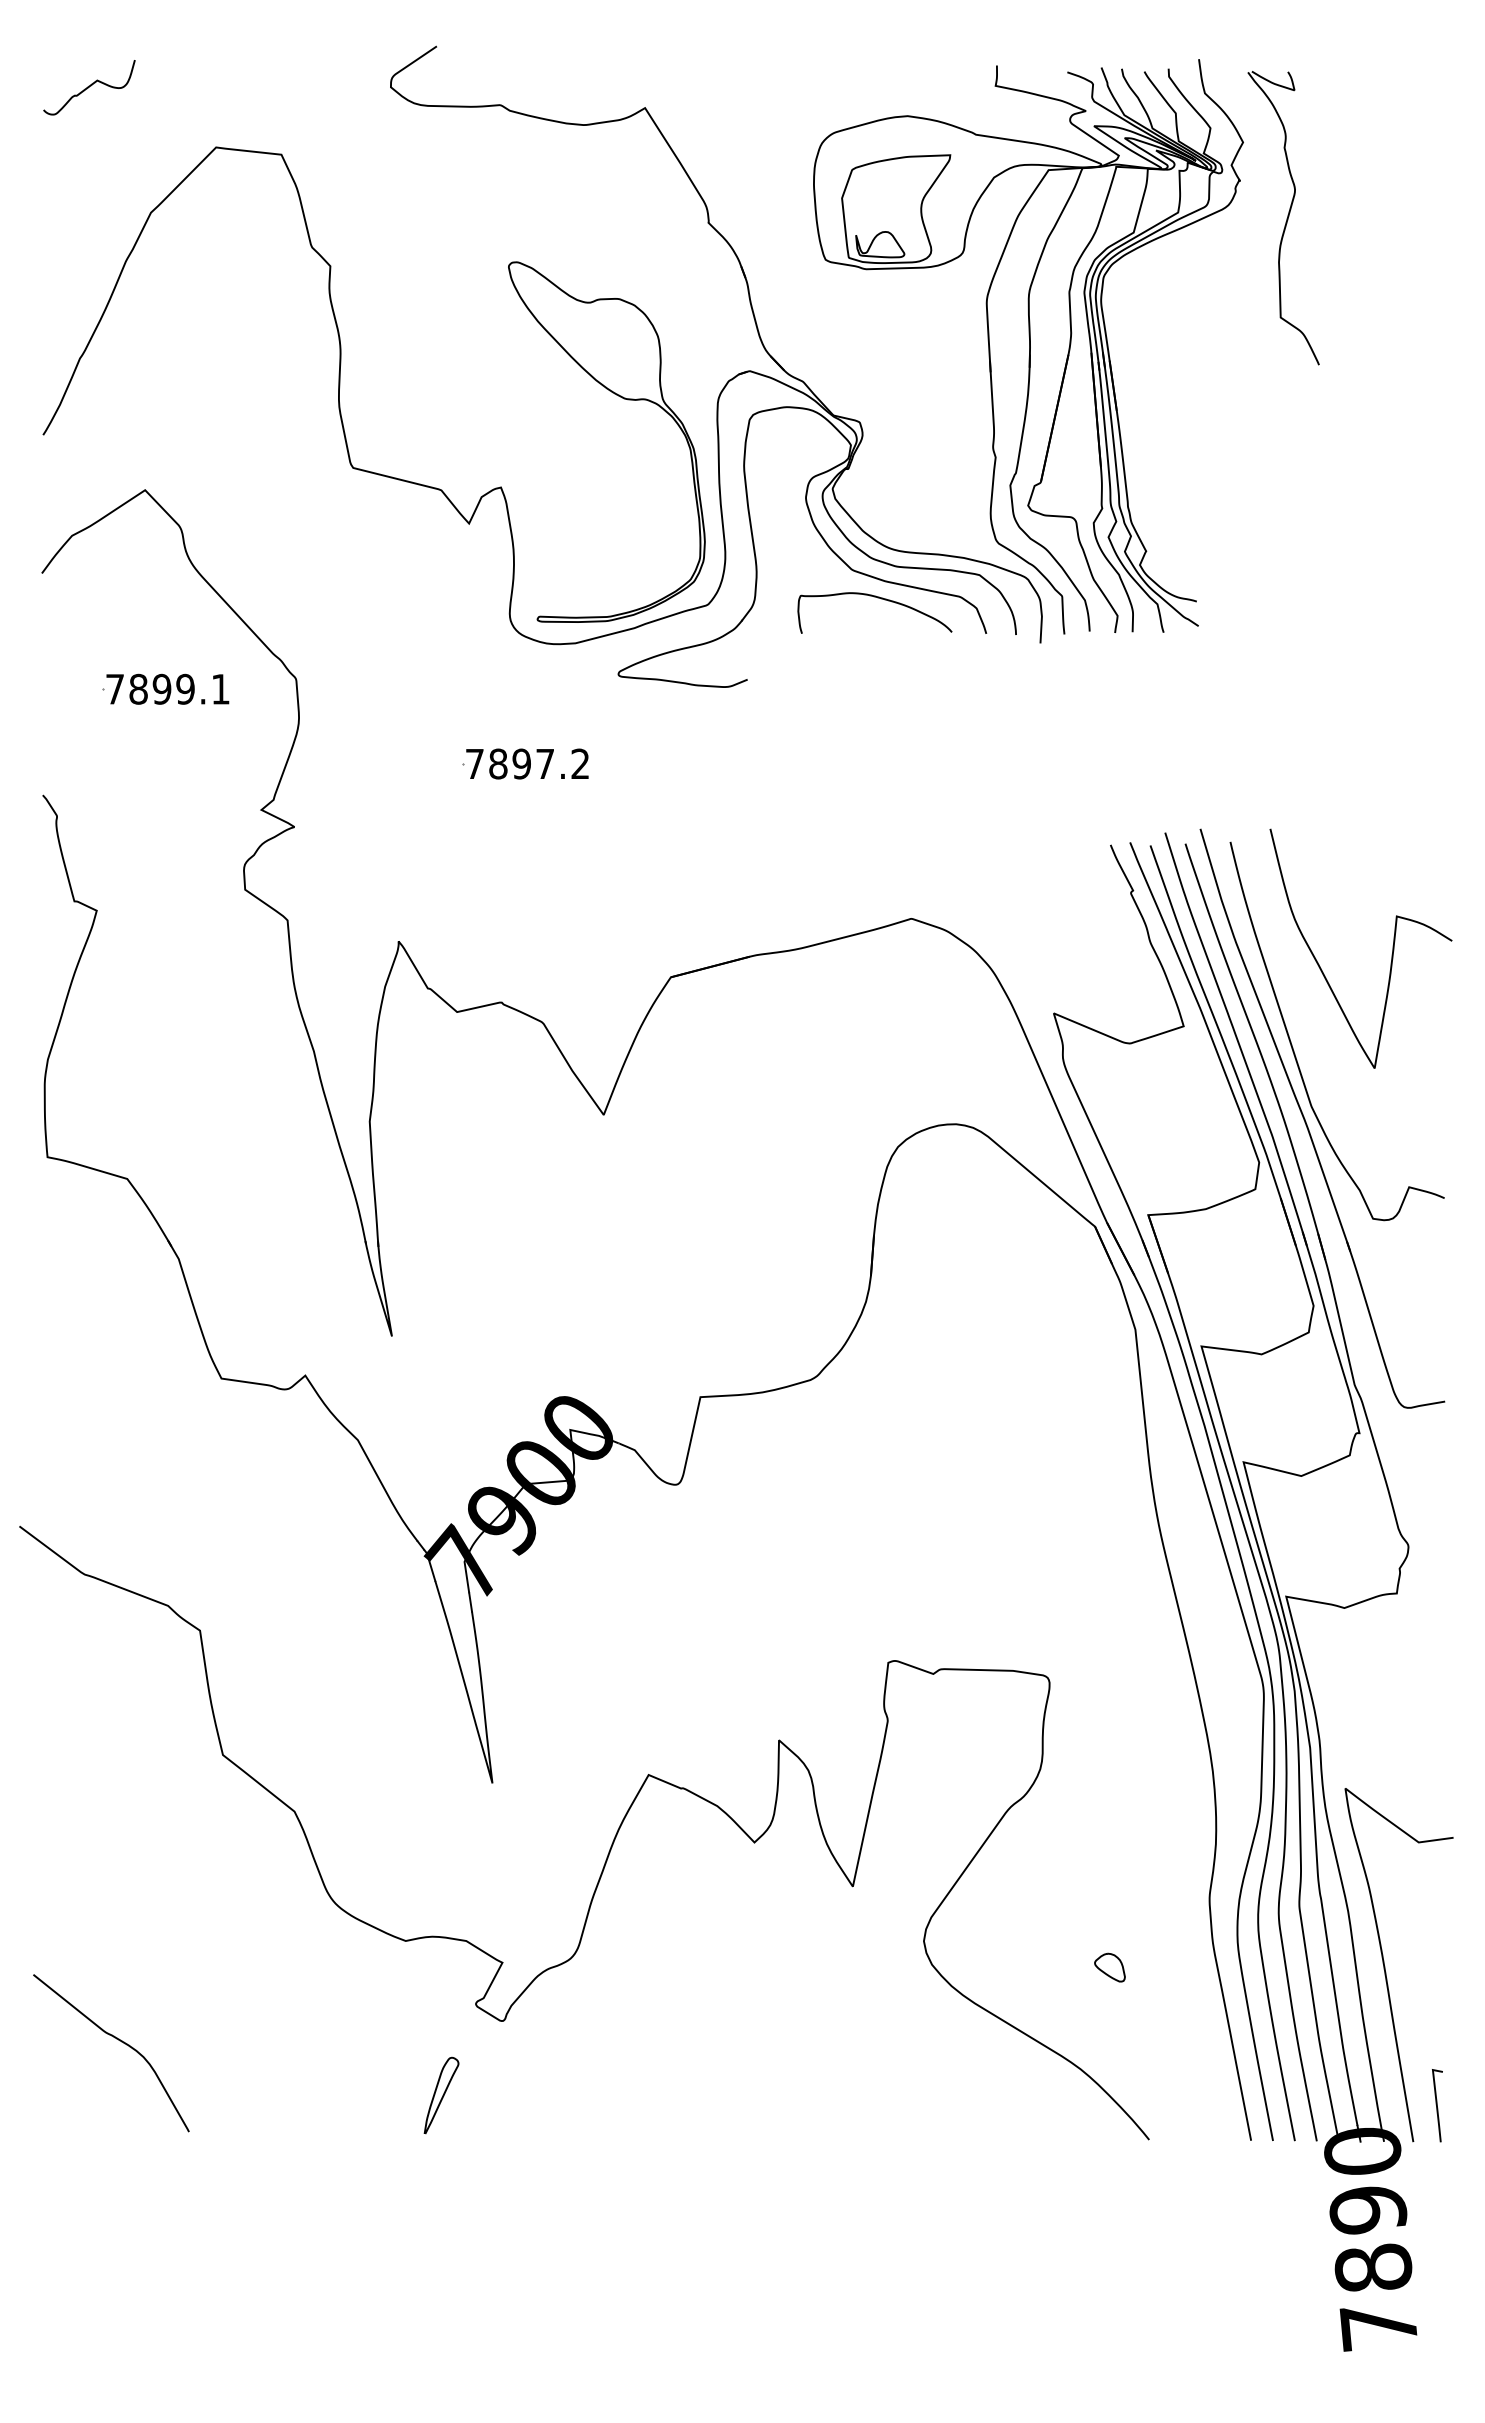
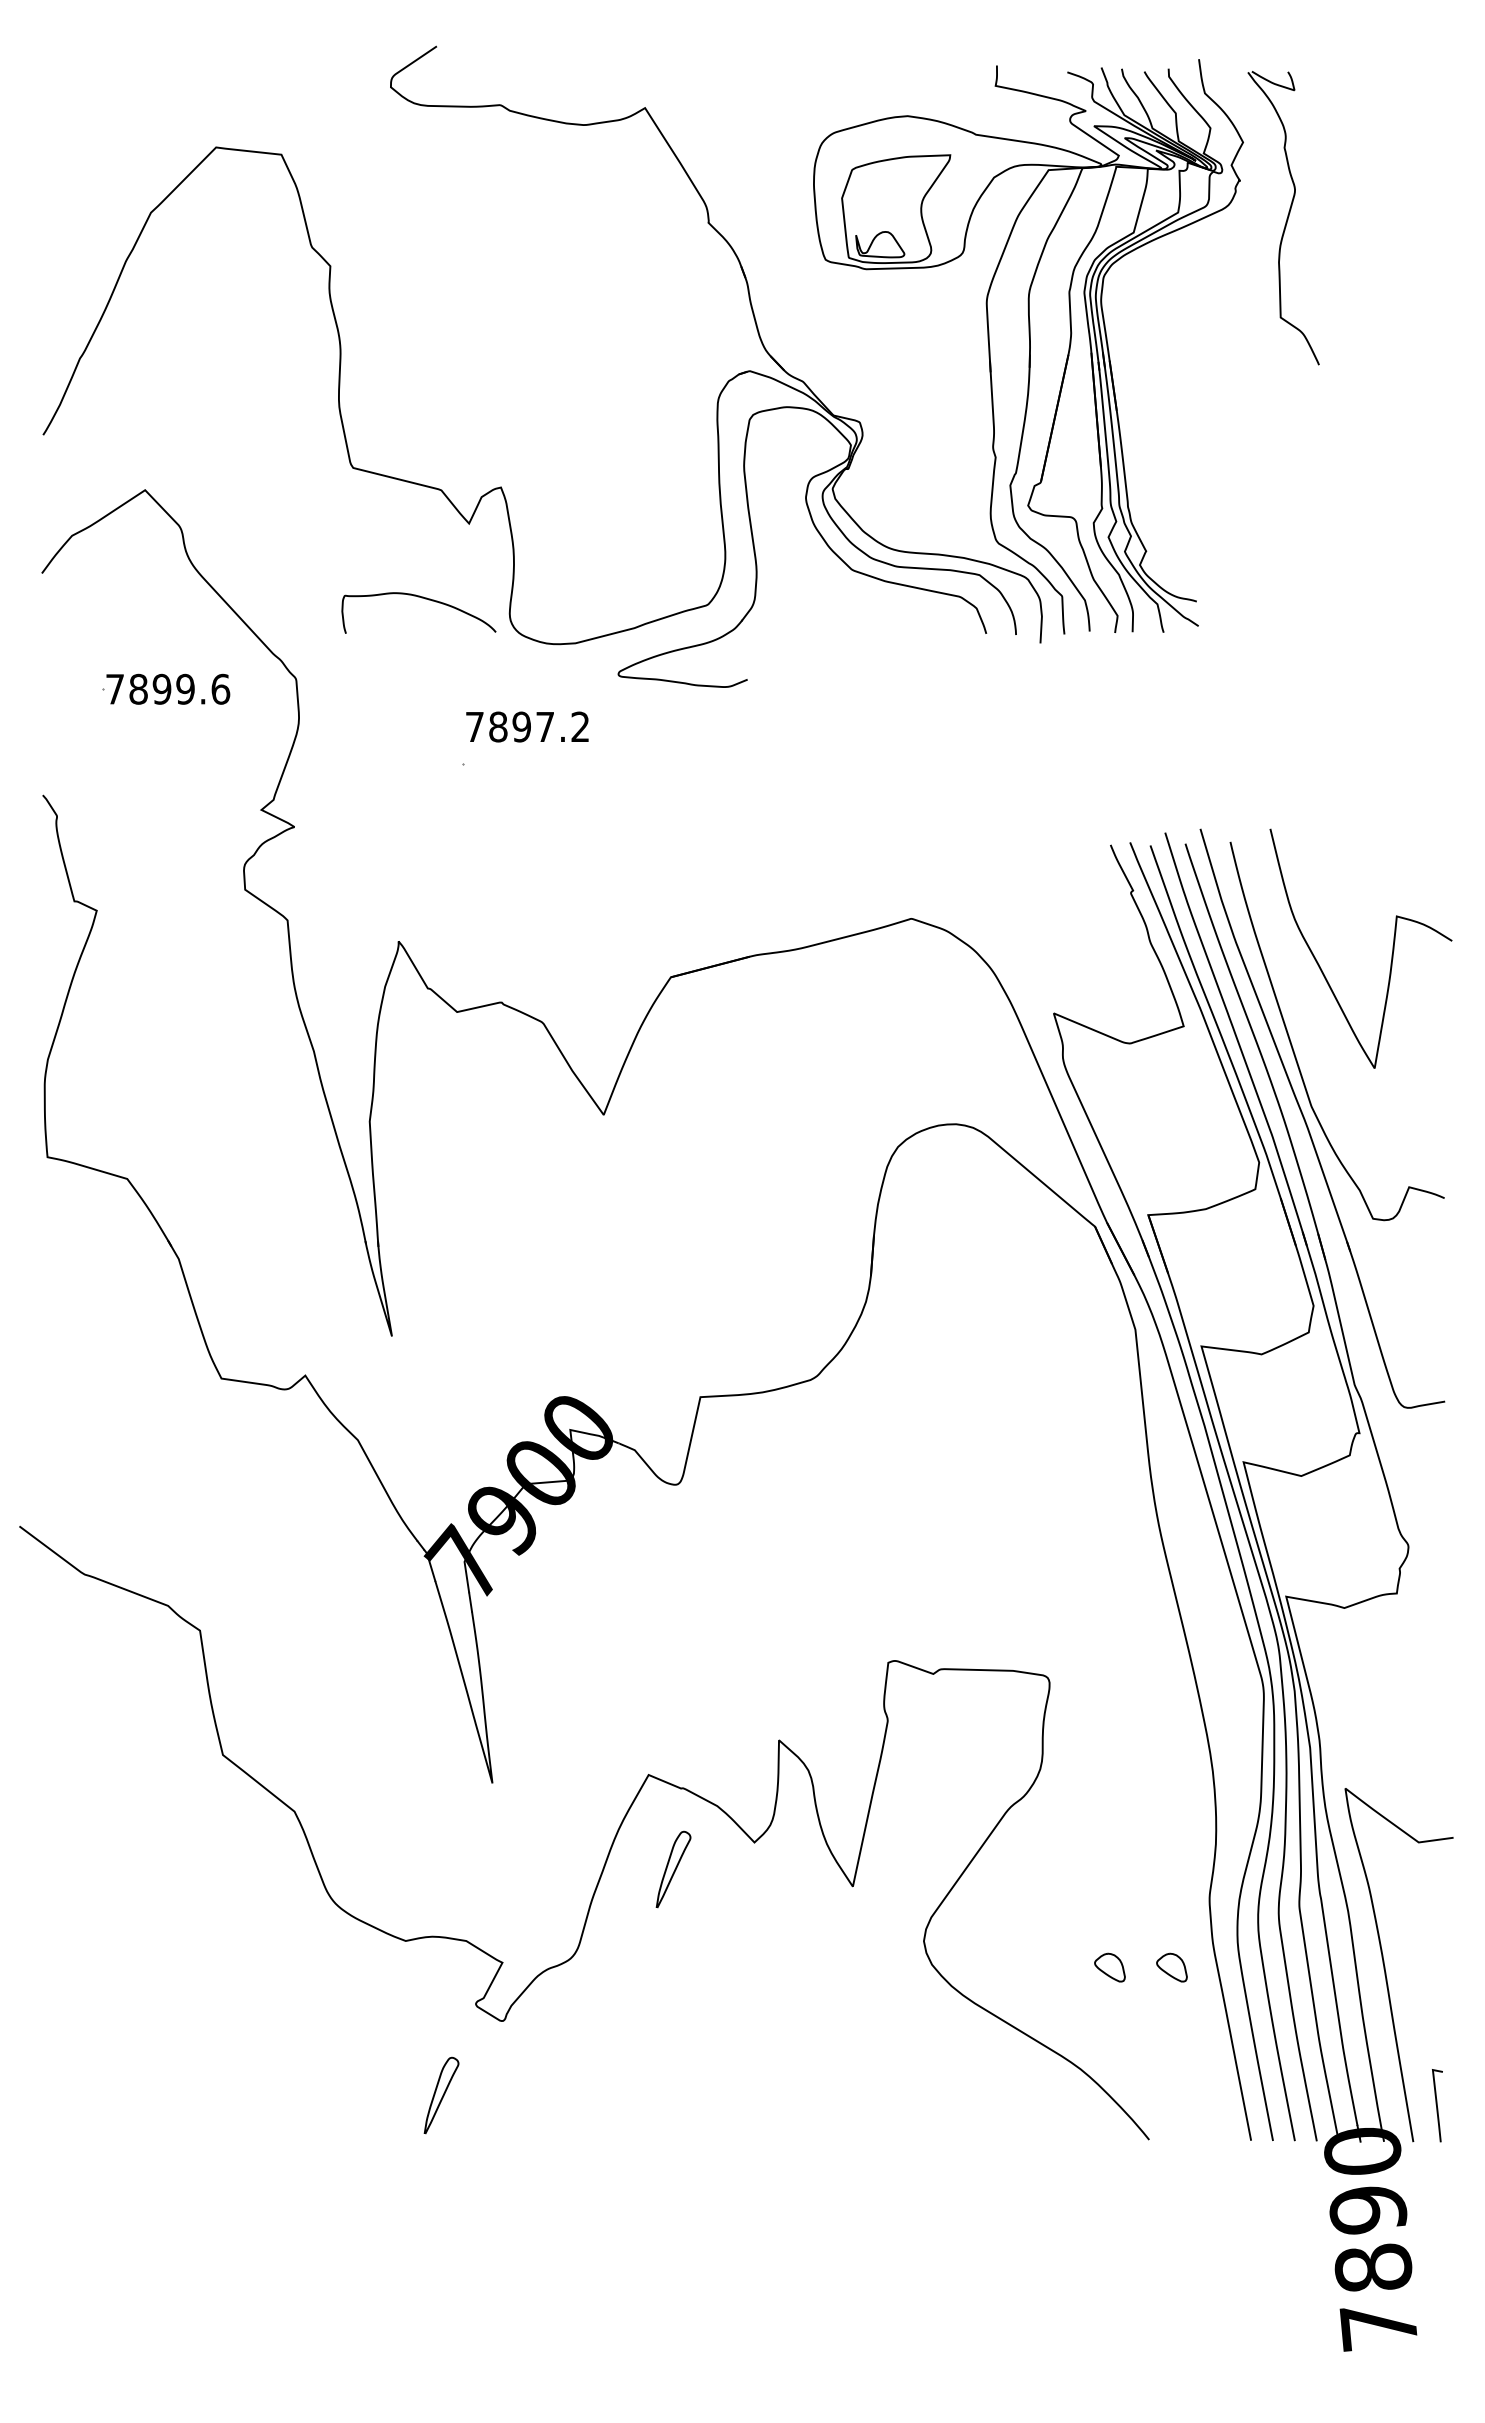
curve: present -> none (89, 87)
part: present -> none (624, 399)
curve position: (877, 598) -> (421, 598) (421, 598)
text: 7899.1 -> 7899.6 (220, 688)
text position: (527, 763) -> (527, 726) (527, 726)
curve: none -> present (674, 1869)
part: none -> present (1171, 1967)
curve: present -> none (118, 2040)
